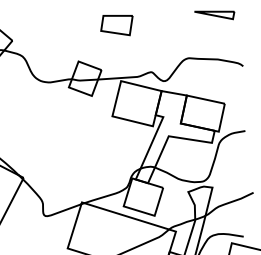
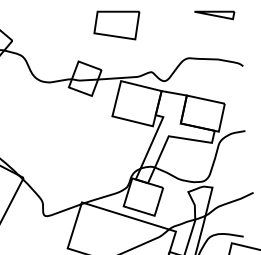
part size: 34x22 px -> 48x31 px (116, 25)
